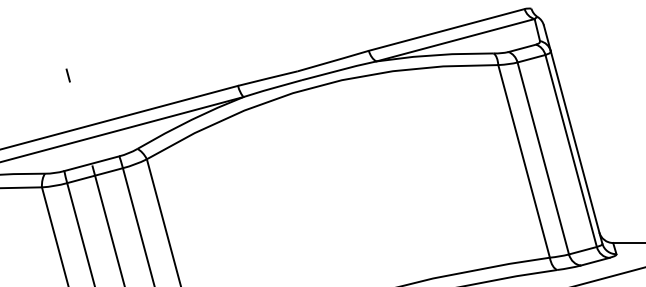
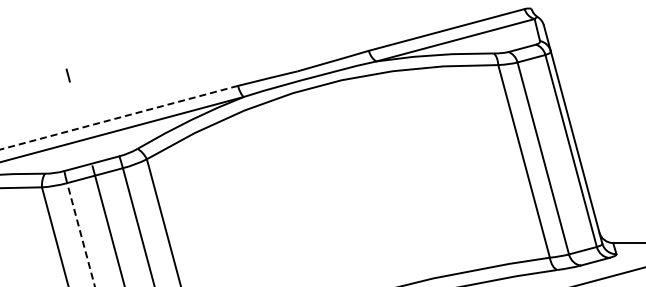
line: solid -> dashed (119, 117)
line: solid -> dashed (80, 234)
